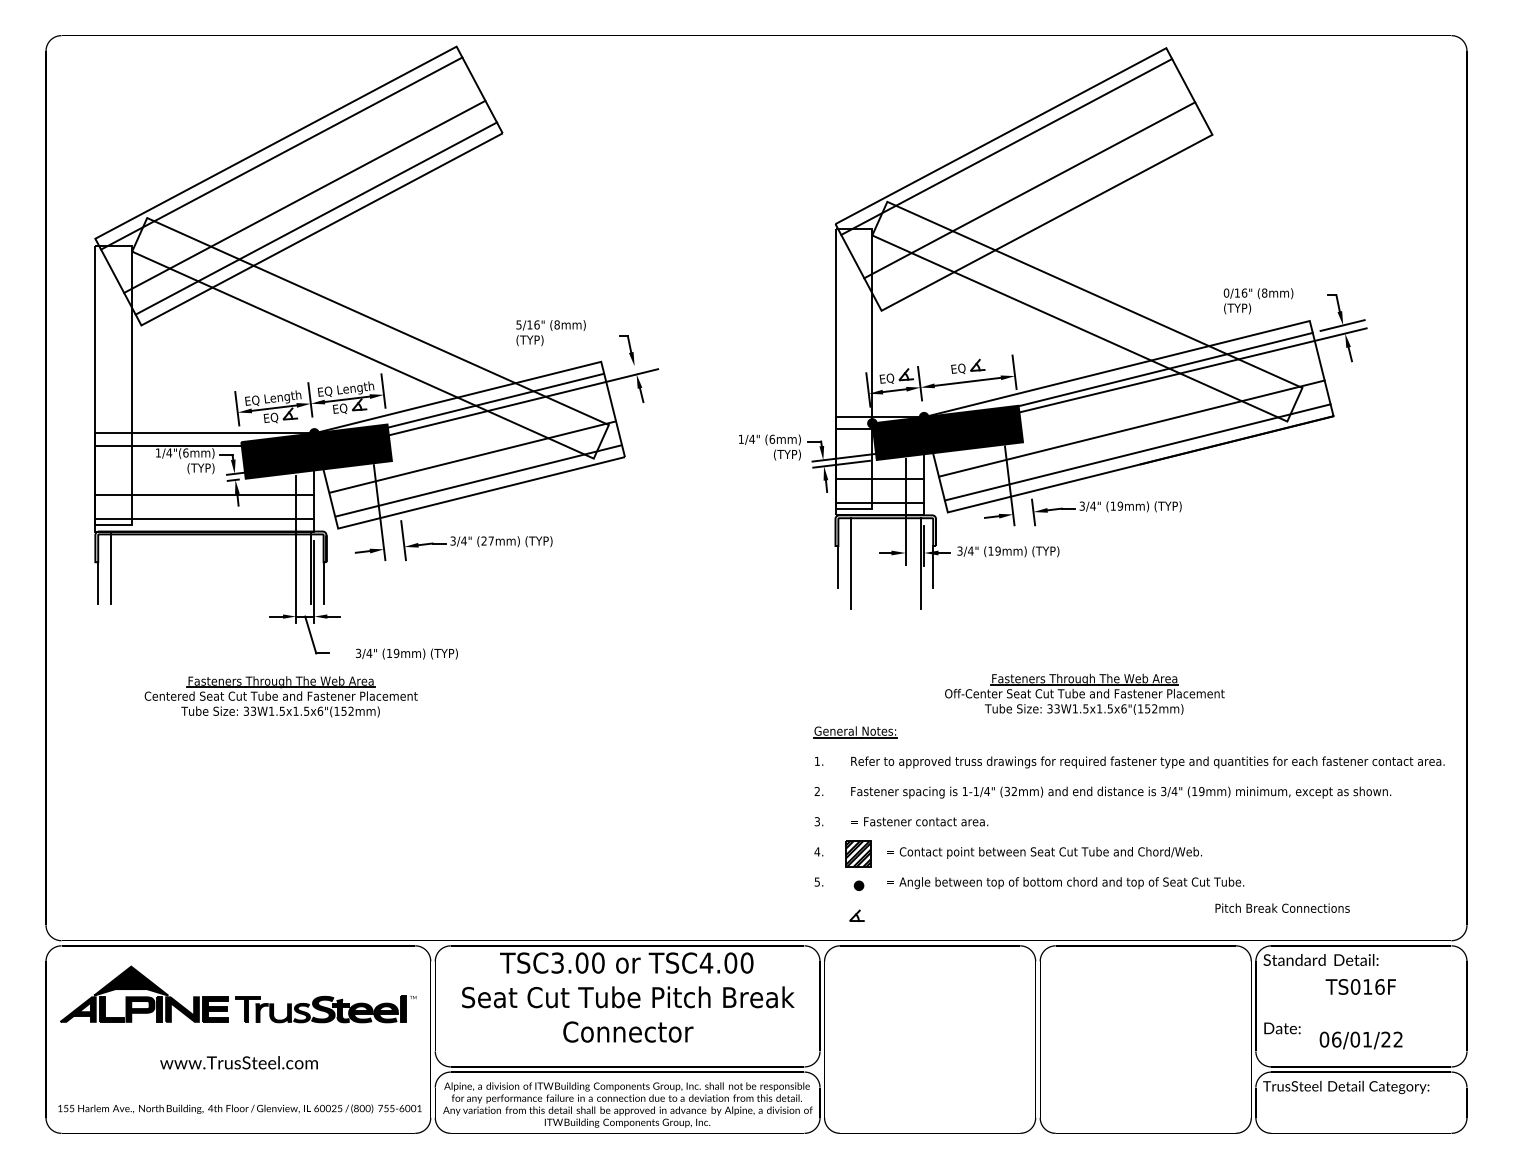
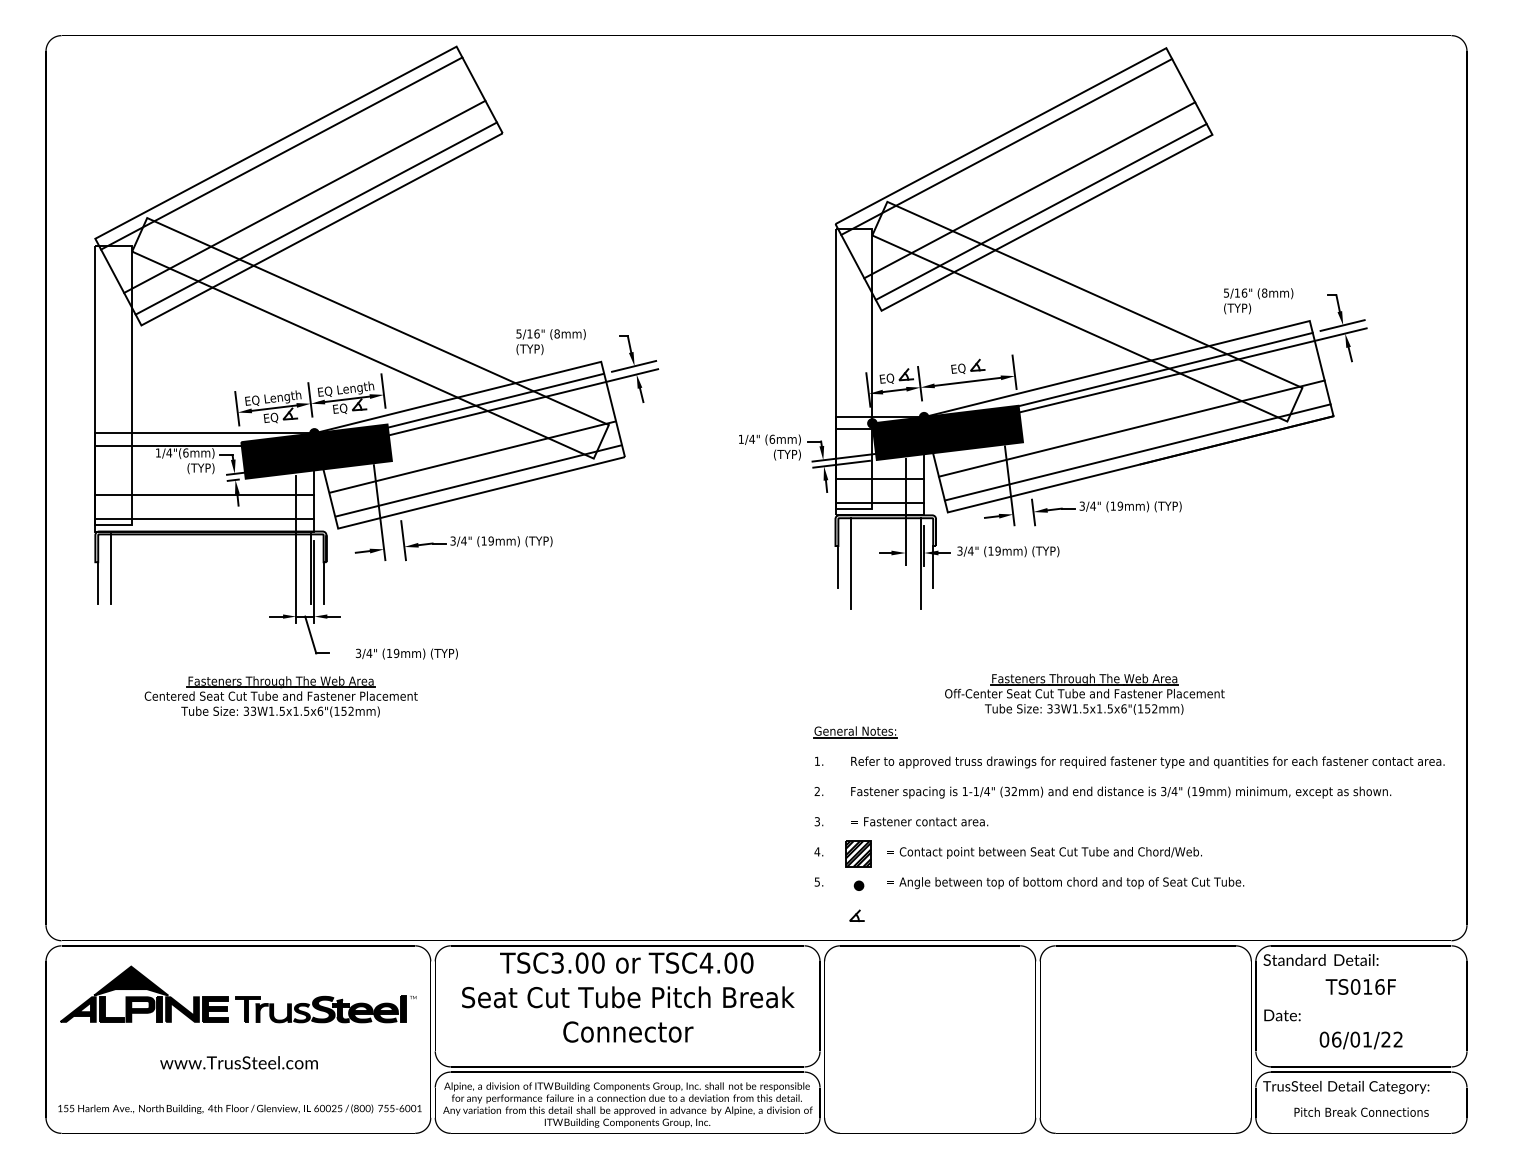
line: none -> present (1040, 211)
text: 0/16" -> 5/16" (1226, 292)
text position: (550, 333) -> (550, 342) (550, 342)
line: none -> present (634, 366)
text: (27mm) -> (19mm) (487, 540)
text position: (1282, 907) -> (1361, 1111) (1361, 1111)
text position: (1282, 1028) -> (1282, 1015) (1282, 1015)
